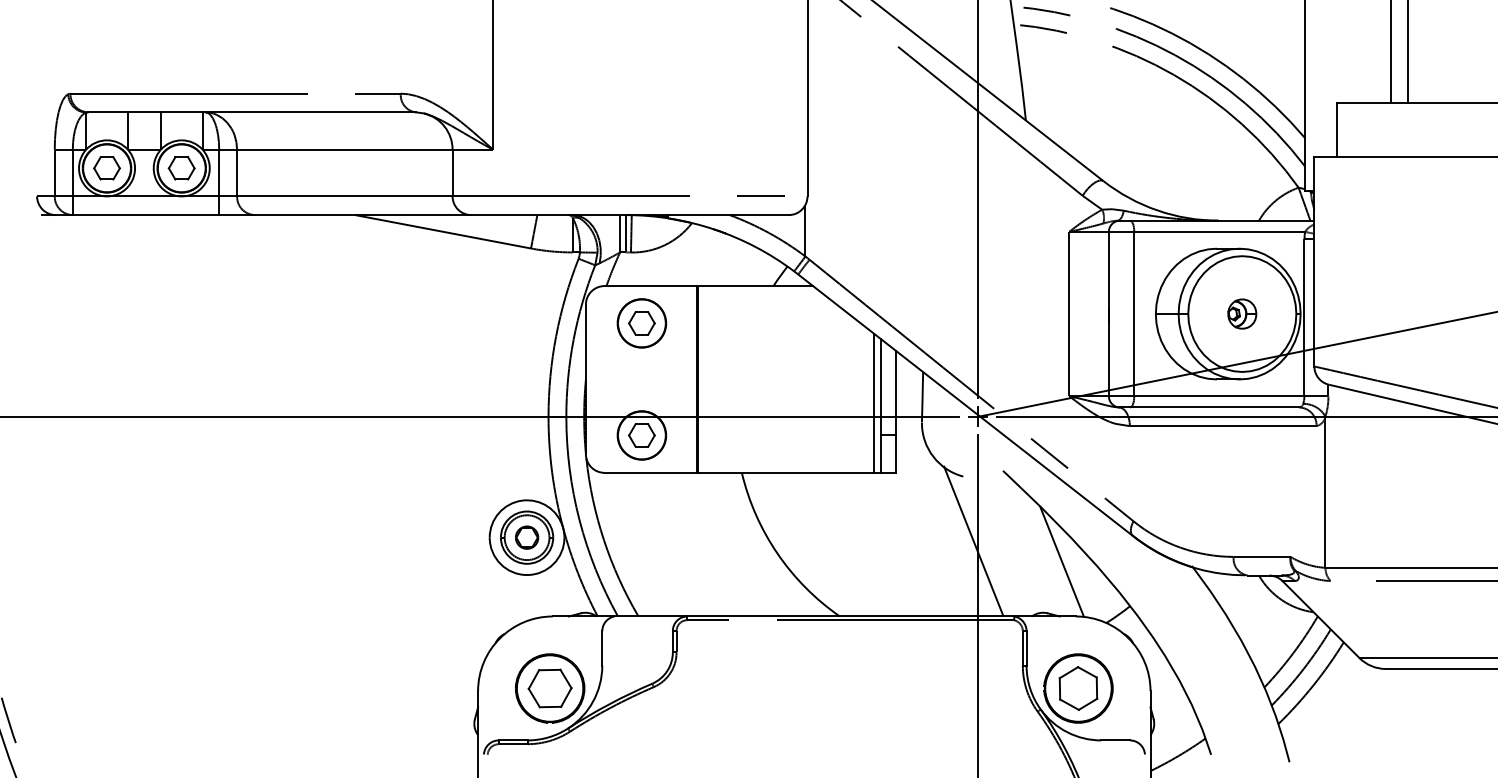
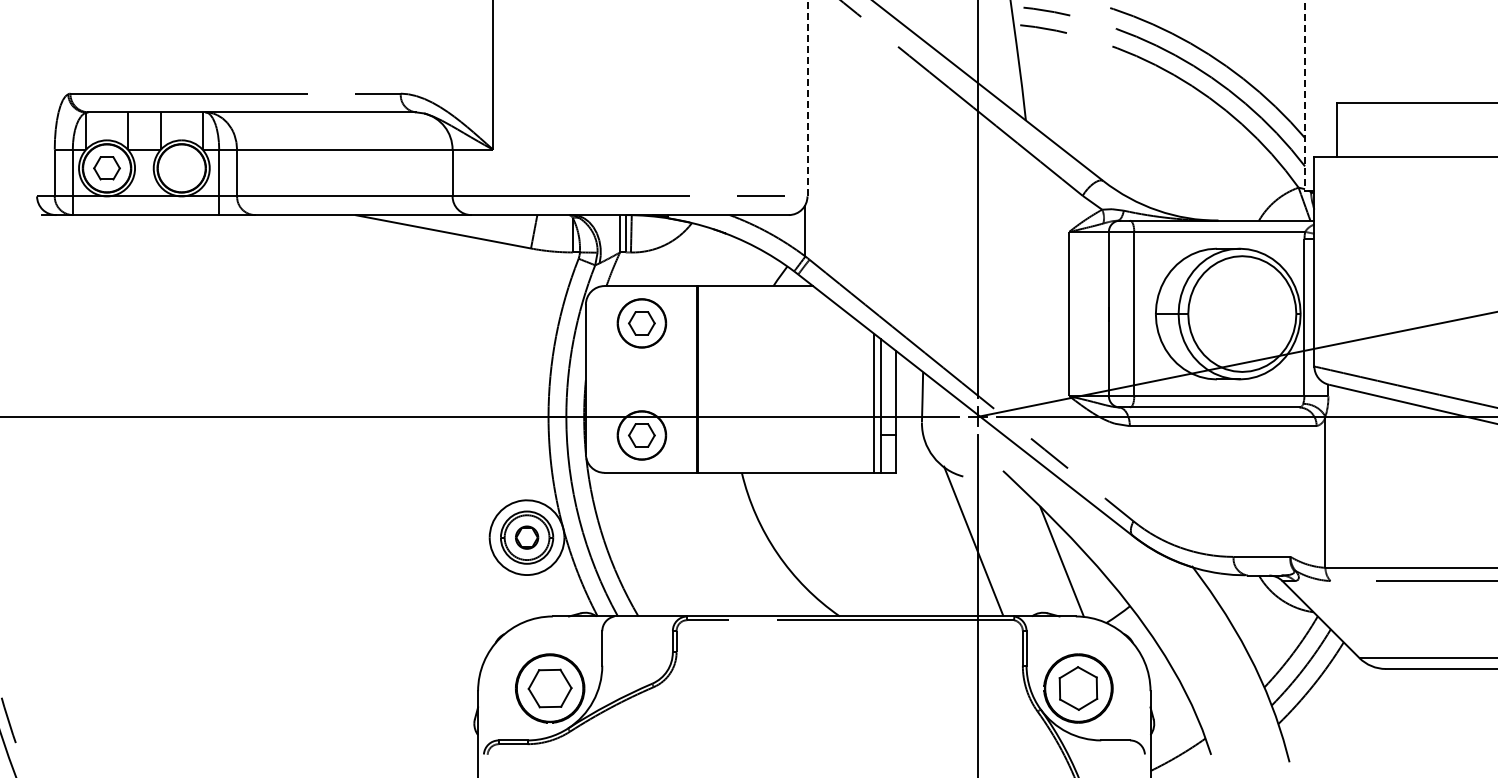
line: present -> none (1391, 52)
line: present -> none (1407, 52)
line: solid -> dashed (1305, 95)
line: solid -> dashed (807, 97)
part: present -> none (181, 168)
part: present -> none (1242, 313)
